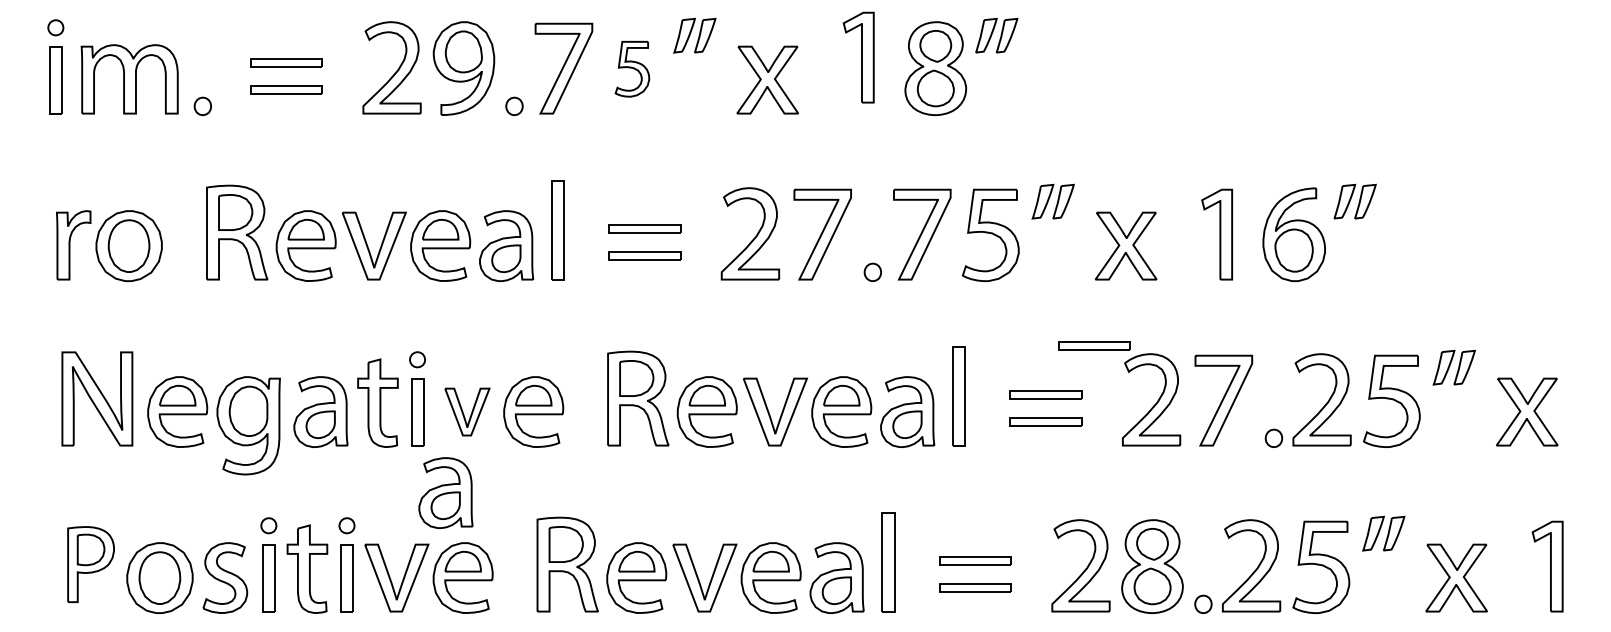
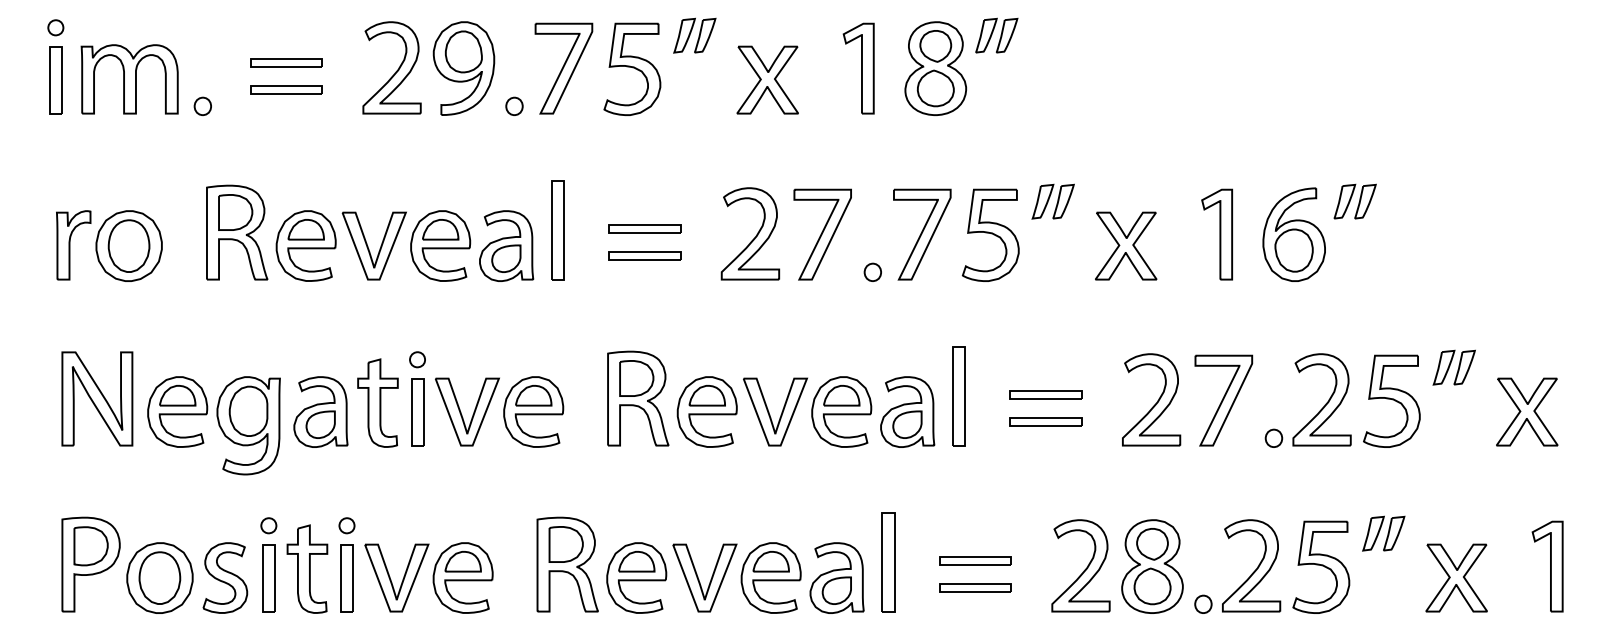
part position: (858, 57) -> (858, 68) (858, 68)
part size: 37x57 px -> 59x94 px (632, 68)
part: present -> none (1094, 345)
part size: 47x50 px -> 65x70 px (467, 411)
part: present -> none (445, 492)
part size: 48x78 px -> 60x97 px (90, 564)
